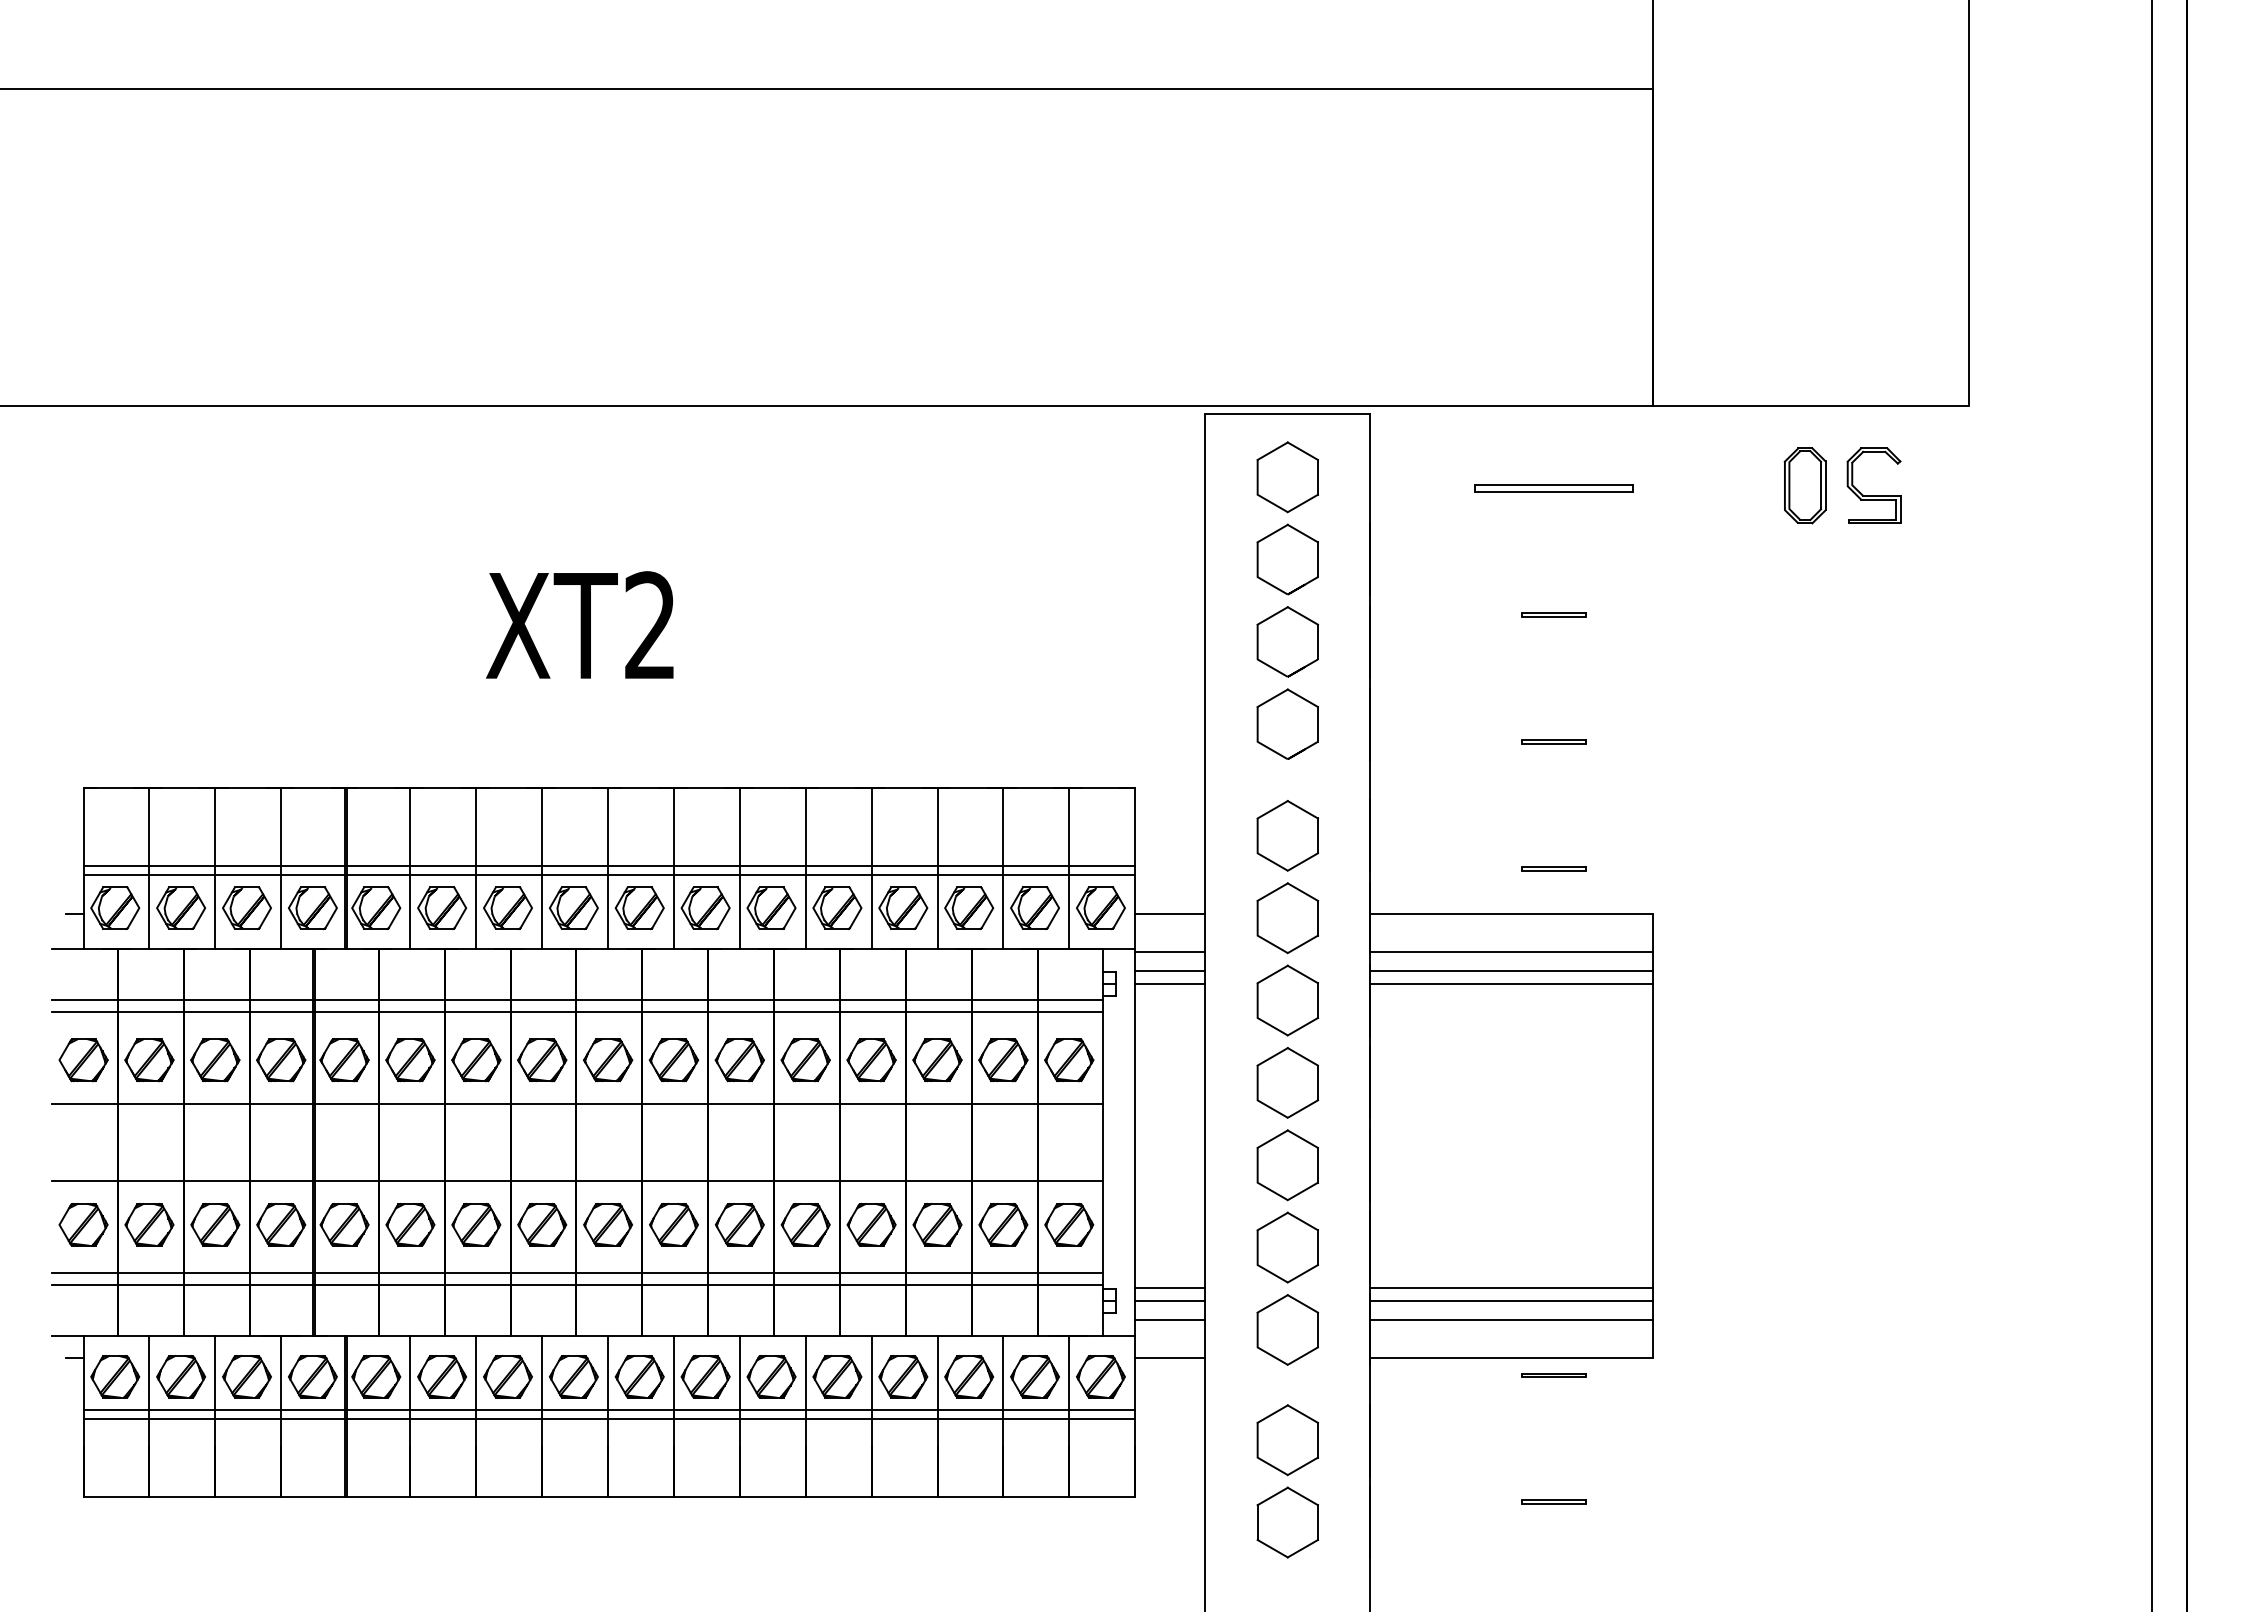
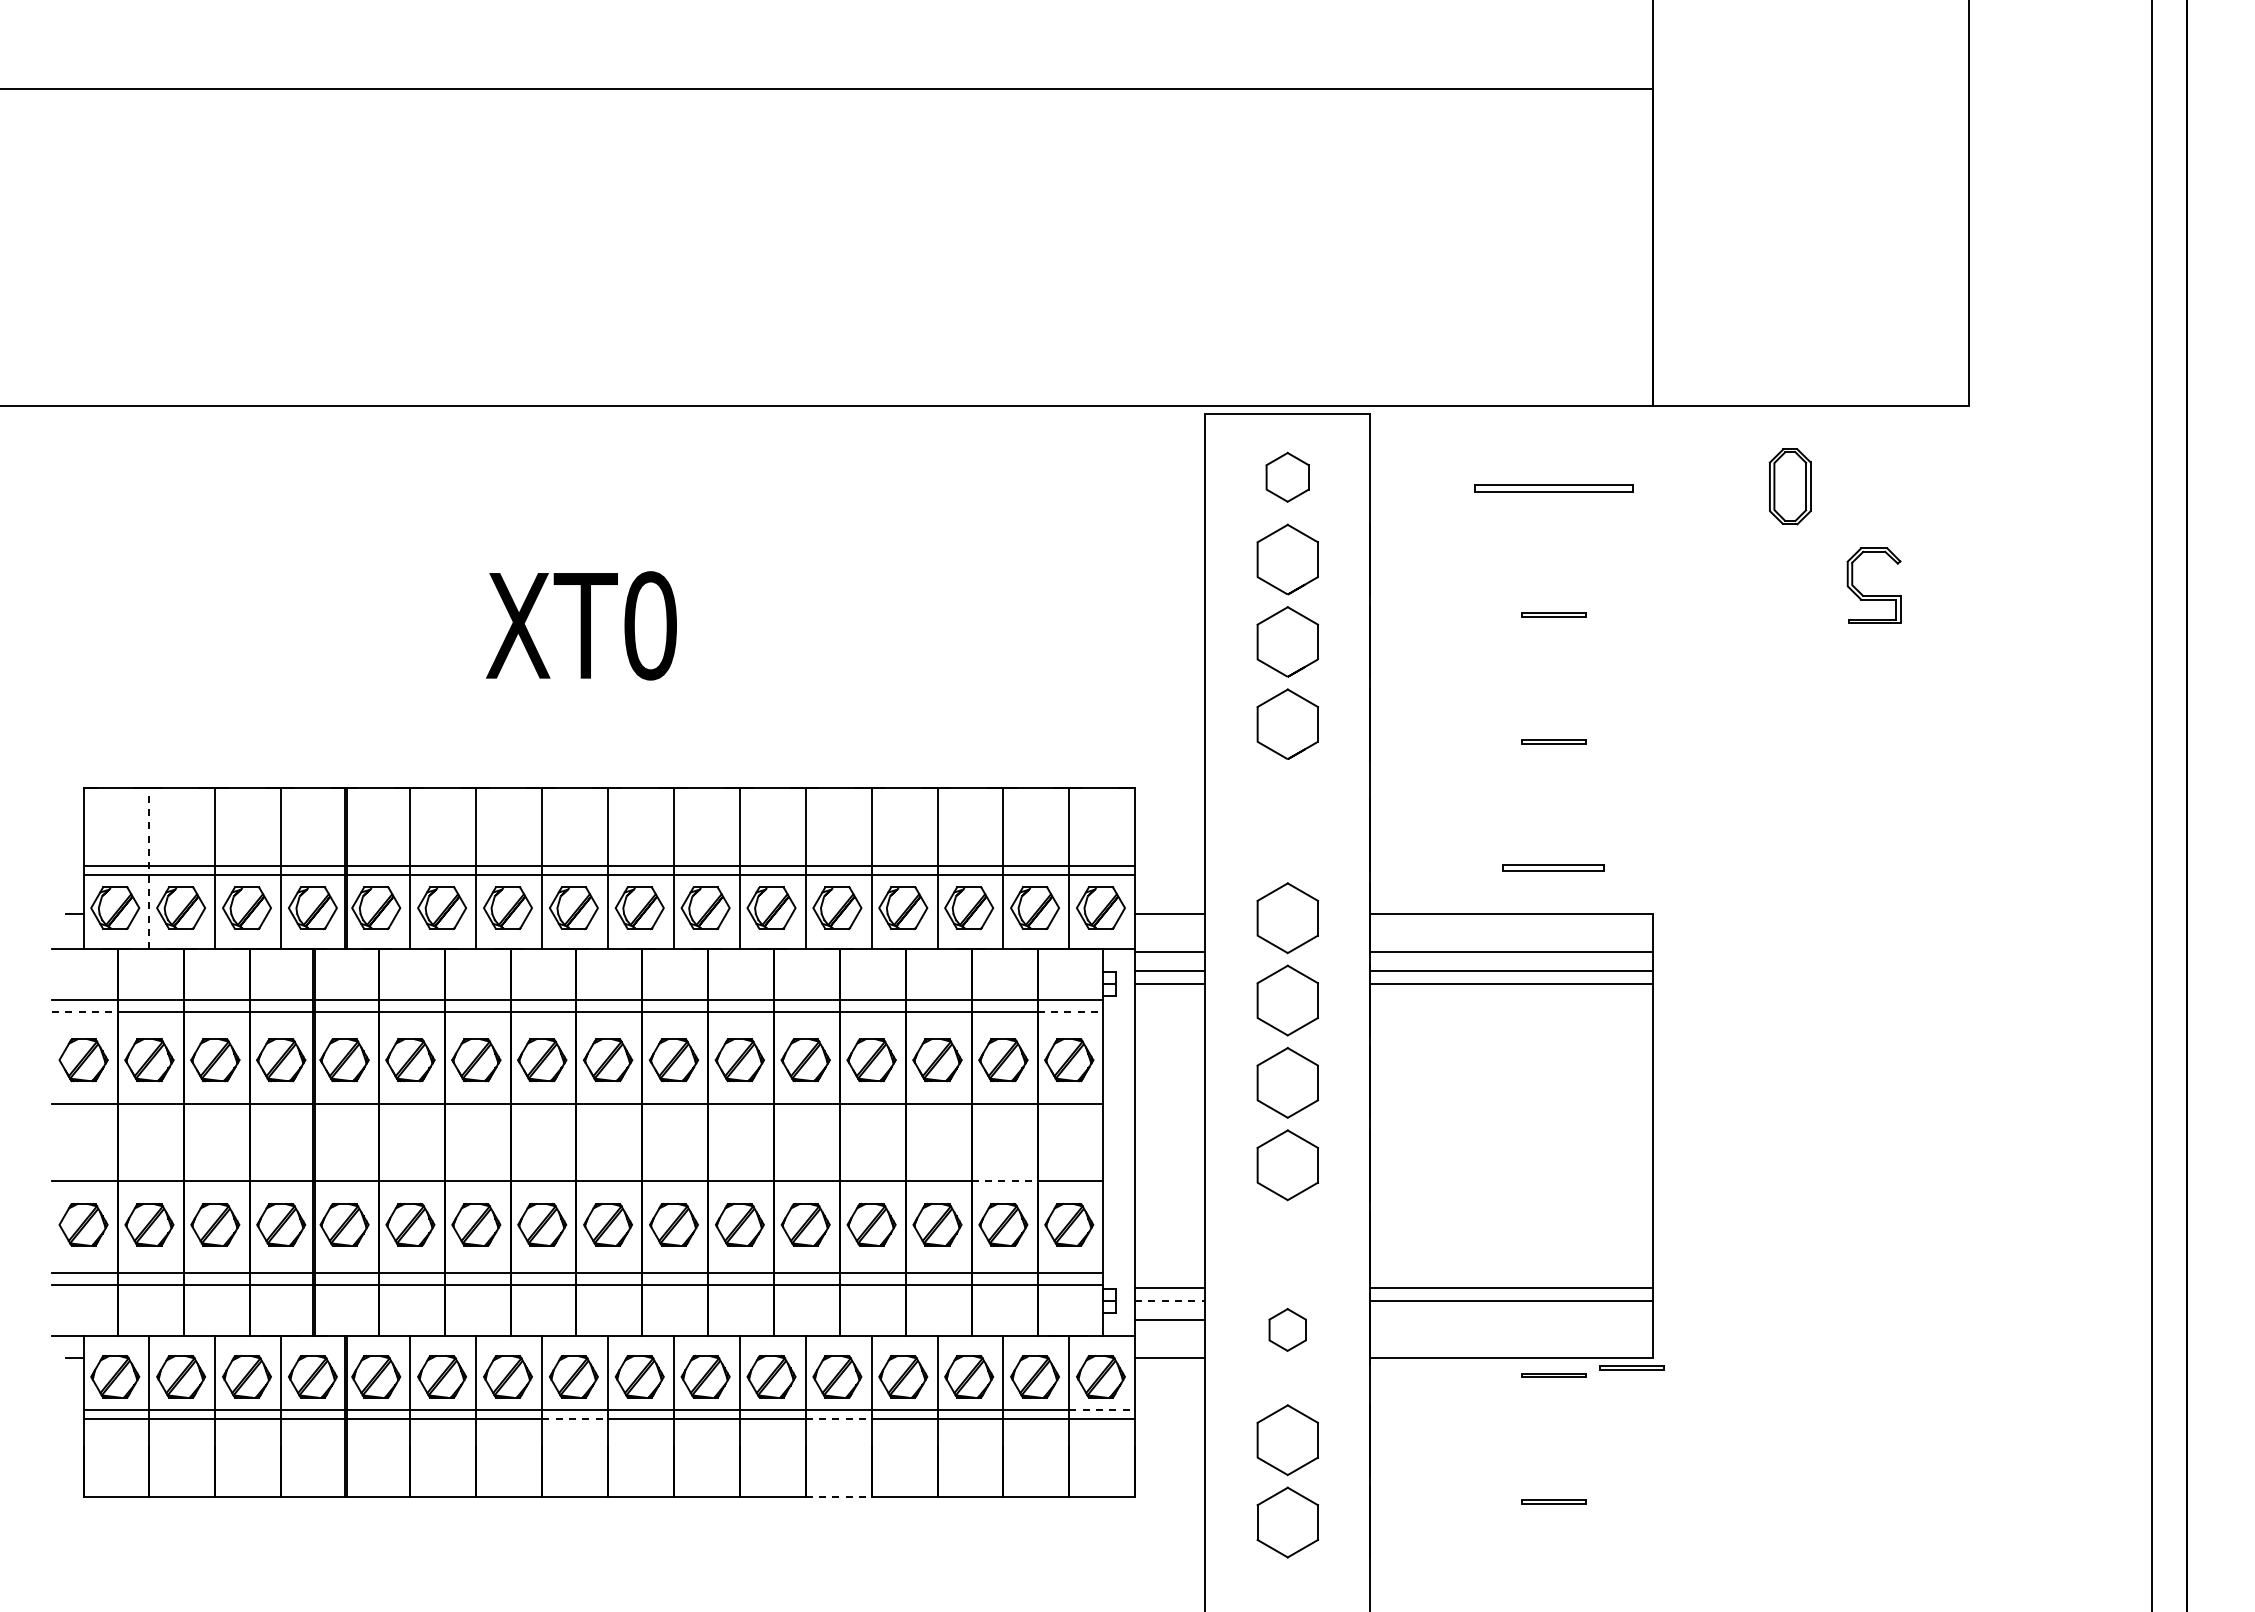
part size: 63x73 px -> 45x52 px (1287, 476)
part position: (1804, 485) -> (1789, 486) (1789, 486)
part position: (1873, 495) -> (1873, 595) (1873, 595)
text: XT2 -> XT0 (650, 625)
part: present -> none (1287, 835)
line: solid -> dashed (149, 868)
part size: 66x6 px -> 103x8 px (1553, 867)
line: solid -> dashed (84, 1012)
line: solid -> dashed (1070, 1012)
line: solid -> dashed (1004, 1180)
part: present -> none (1287, 1247)
line: solid -> dashed (1170, 1300)
line: present -> none (1511, 1319)
part size: 63x72 px -> 39x44 px (1287, 1329)
part: none -> present (1631, 1367)
line: solid -> dashed (1102, 1409)
line: solid -> dashed (575, 1418)
line: solid -> dashed (838, 1418)
line: solid -> dashed (838, 1497)
